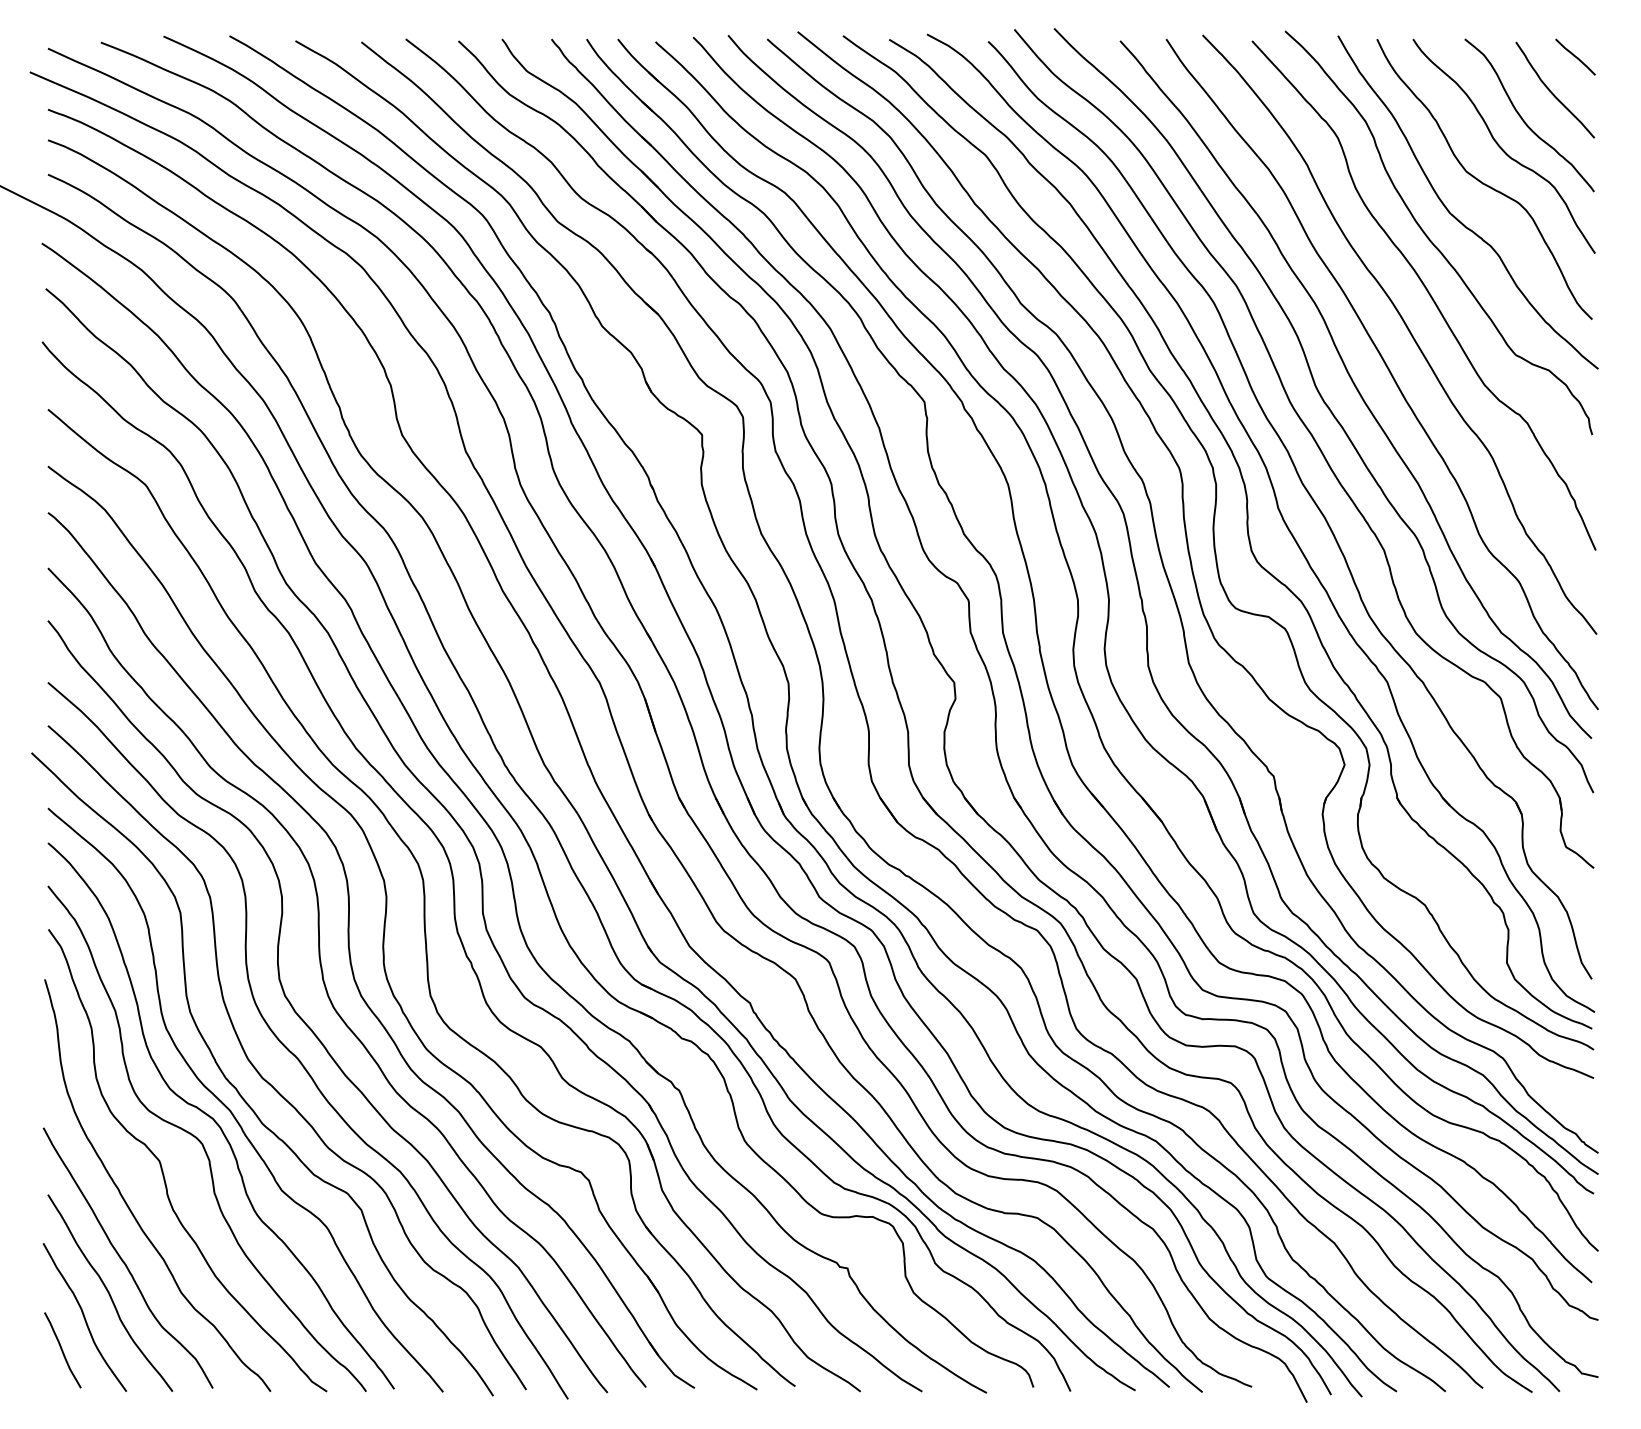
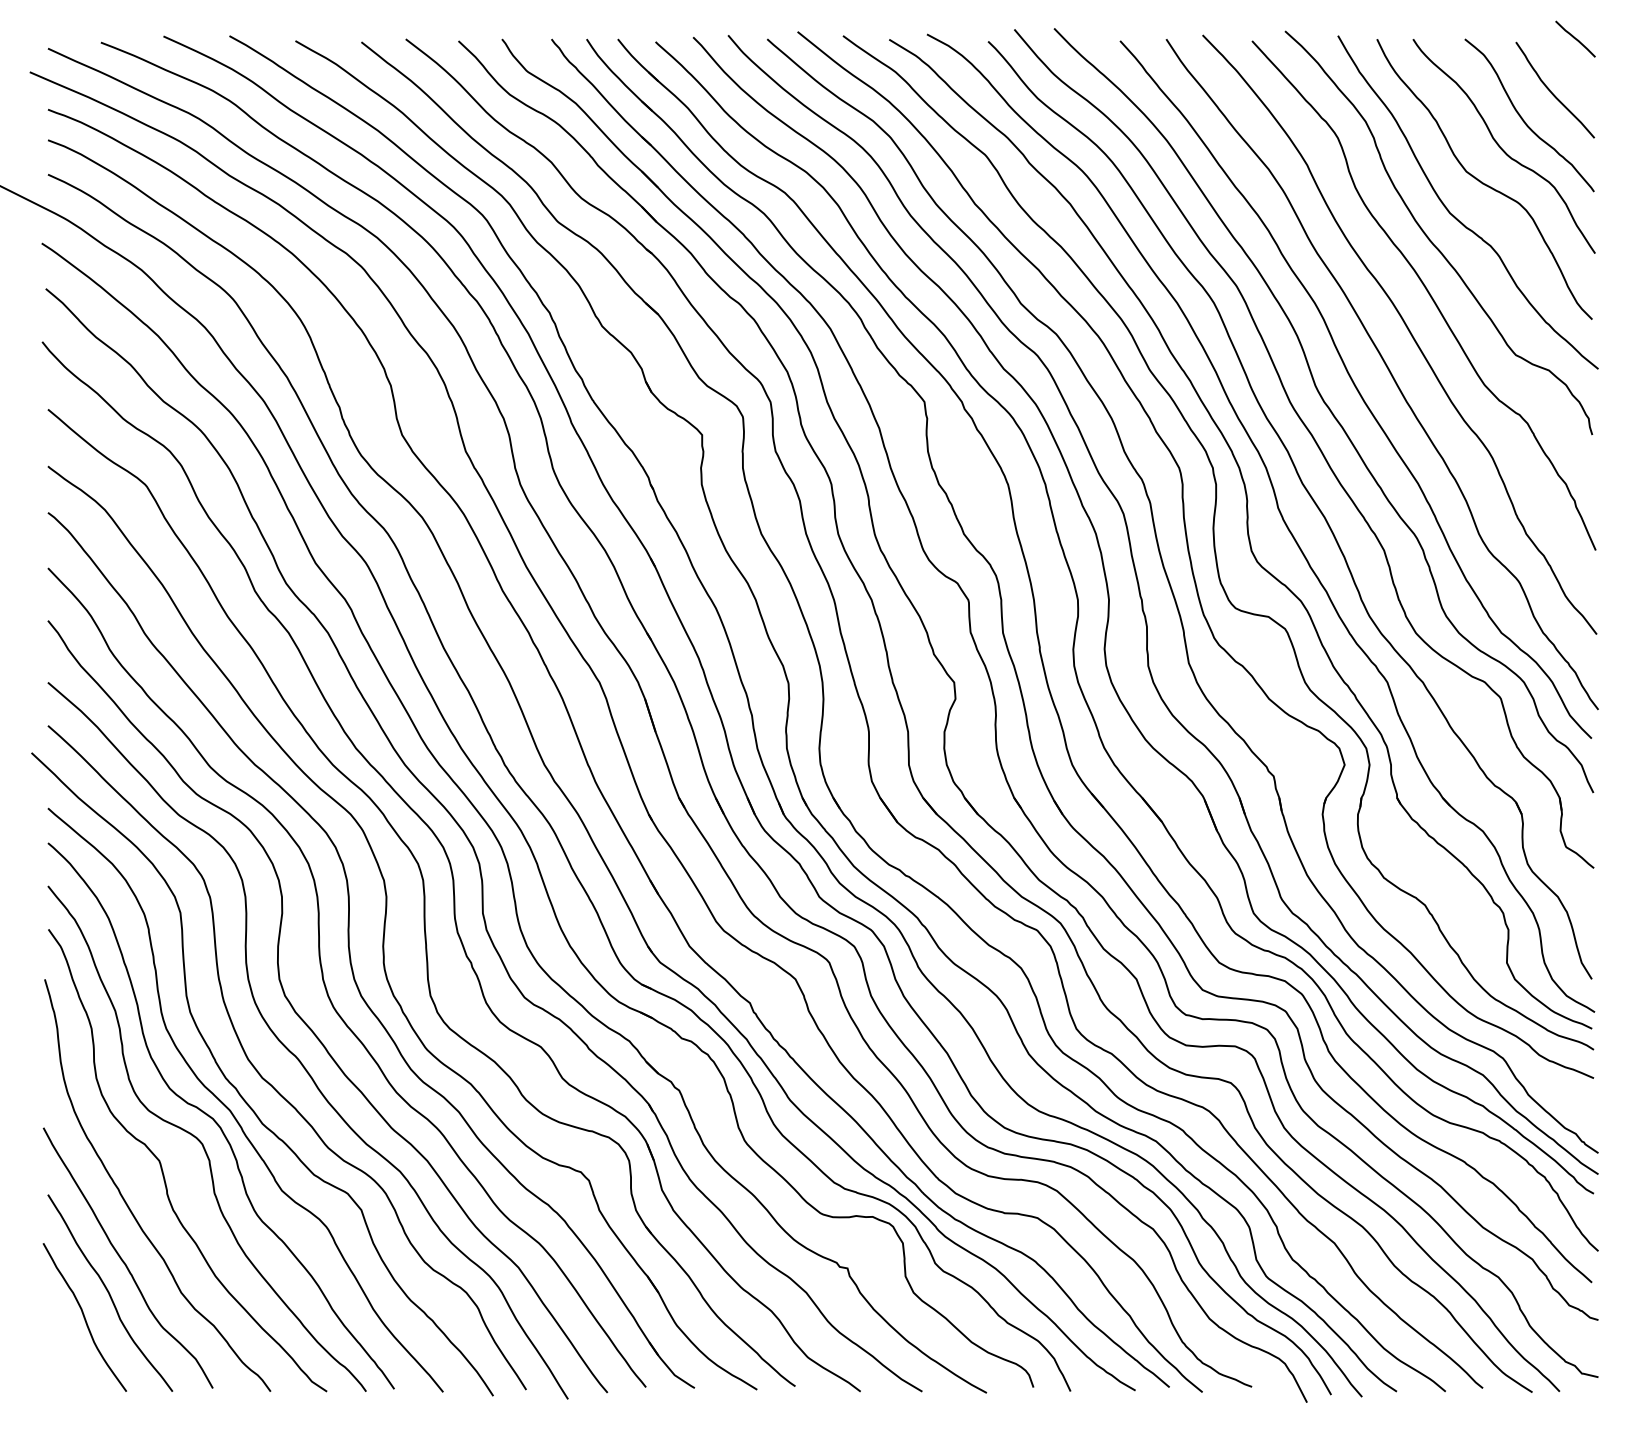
line position: (1575, 56) -> (1575, 38) (1575, 38)
curve: present -> none (62, 1350)
